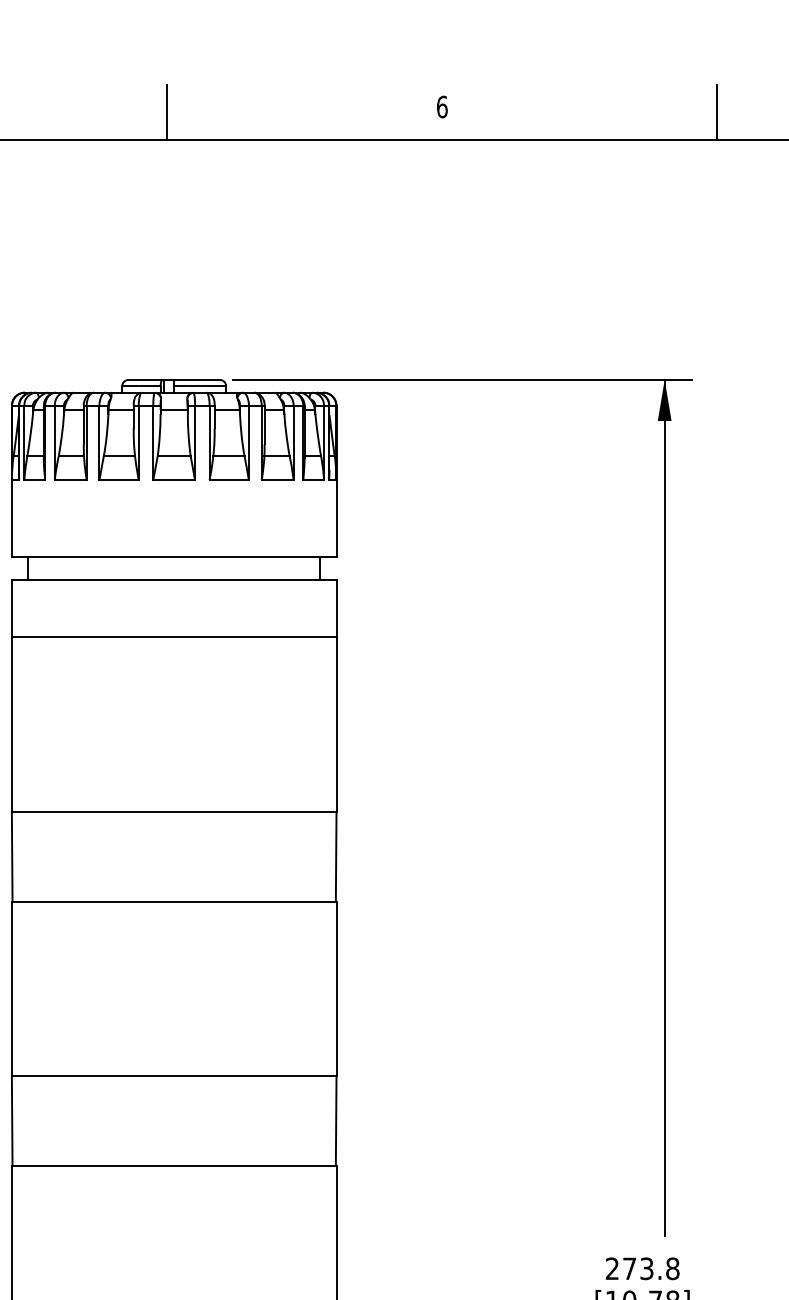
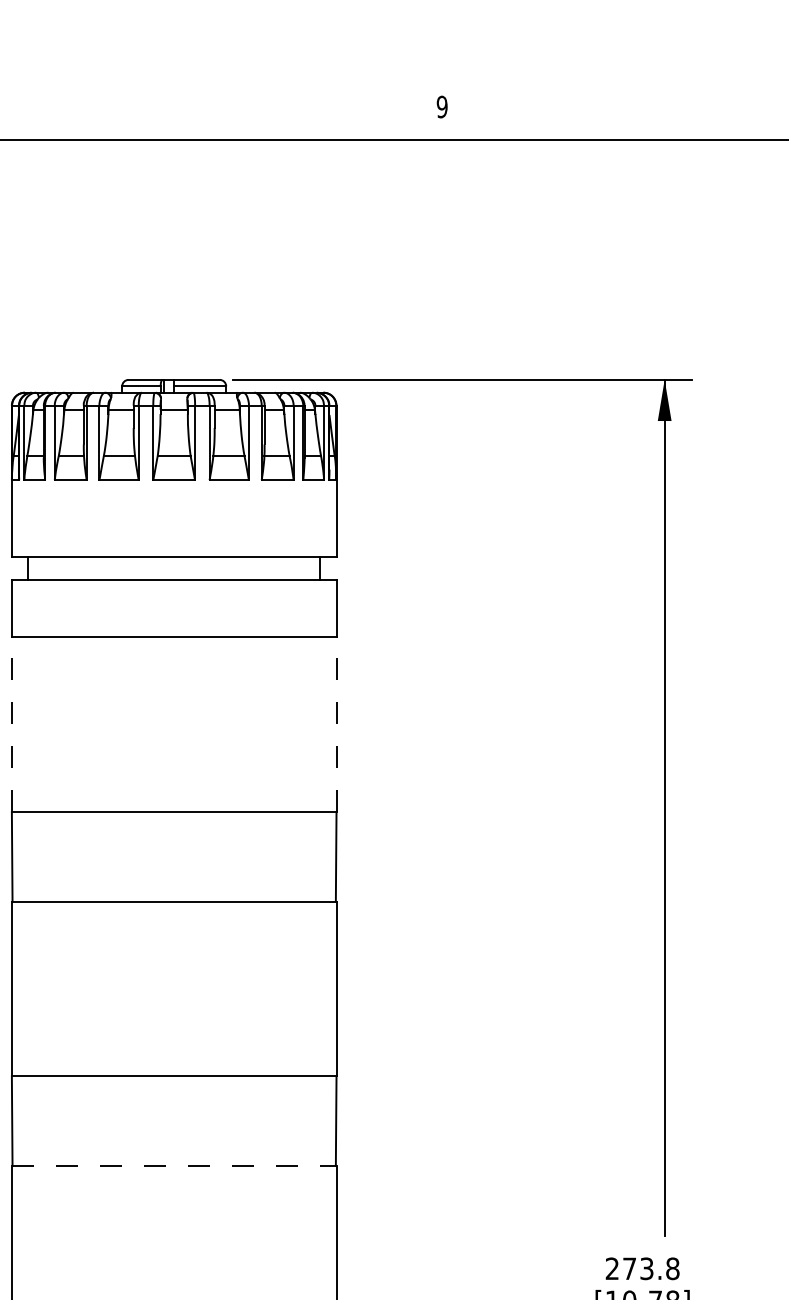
text: 6 -> 9 (441, 106)
line: present -> none (167, 112)
line: present -> none (717, 112)
line: solid -> dashed (11, 724)
line: solid -> dashed (336, 724)
line: solid -> dashed (174, 1165)
